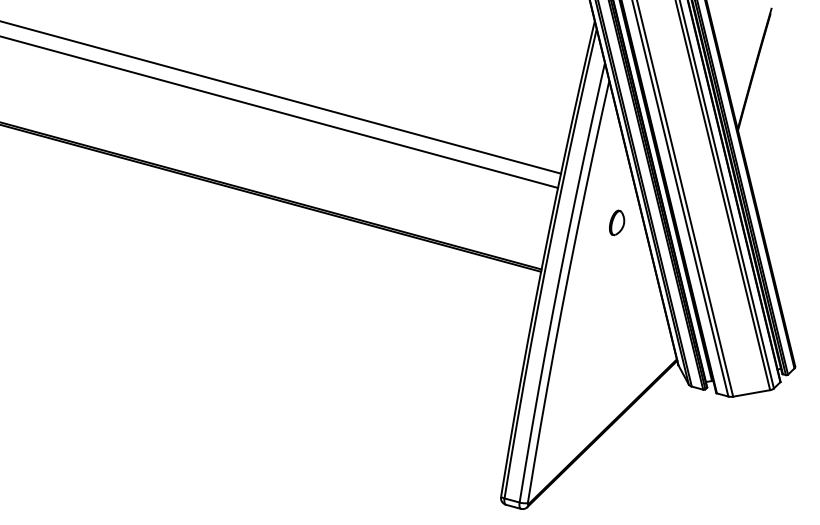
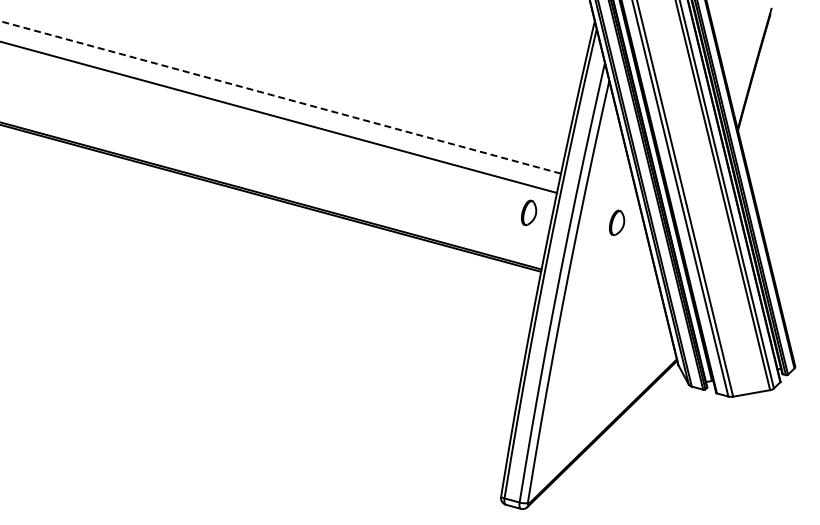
line: solid -> dashed (280, 97)
line position: (280, 112) -> (279, 117) (279, 117)
part: none -> present (529, 212)
